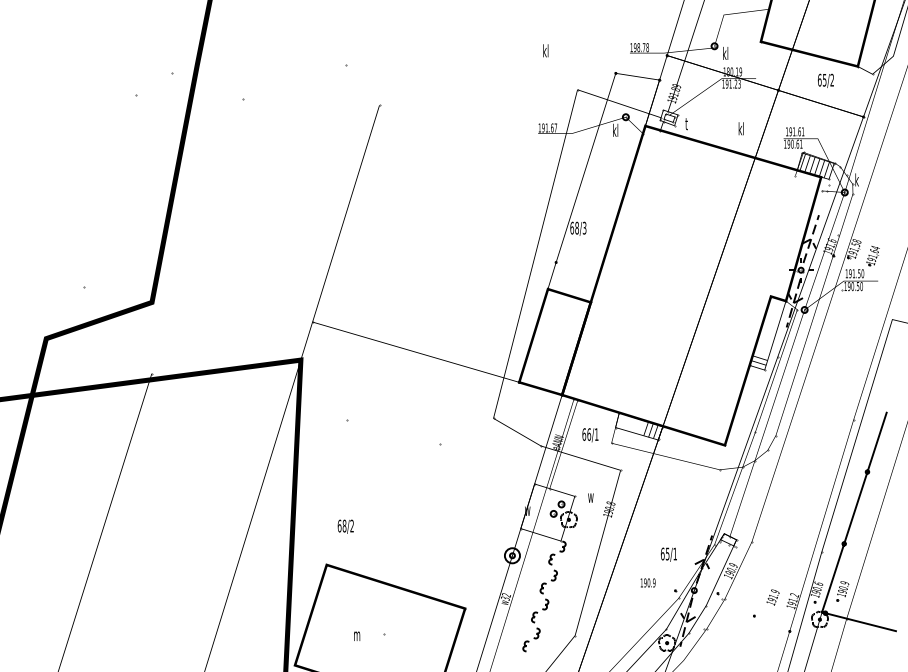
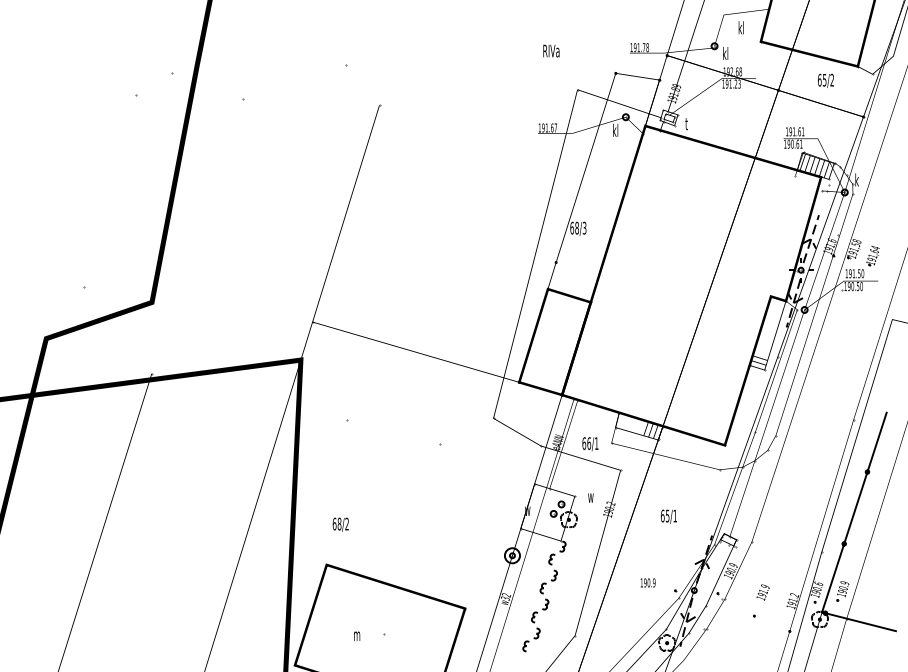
text: 198.78 -> 191.78 (638, 47)
text: kl -> RIVa (551, 50)
text: 180.19 -> 192.68 (734, 71)
text position: (740, 128) -> (740, 27) (740, 27)
text position: (590, 435) -> (590, 444) (590, 444)
text: 190.8 -> 190.2 (610, 503)
text position: (345, 526) -> (340, 524) (340, 524)
text position: (668, 554) -> (668, 516) (668, 516)
text position: (772, 597) -> (762, 592) (762, 592)
